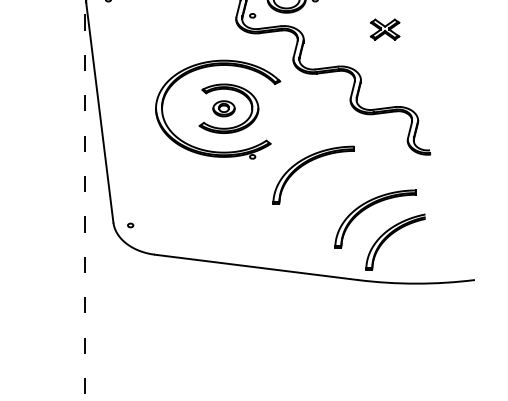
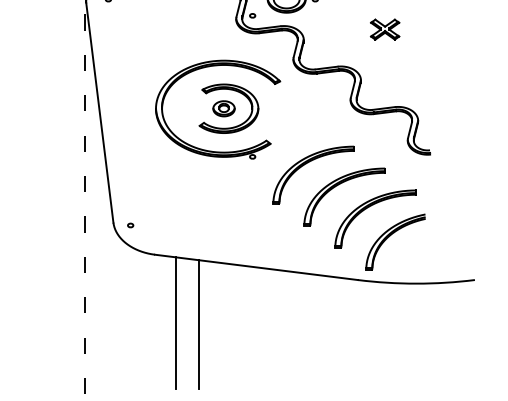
part: none -> present (337, 186)
line: none -> present (175, 322)
line: none -> present (198, 324)
